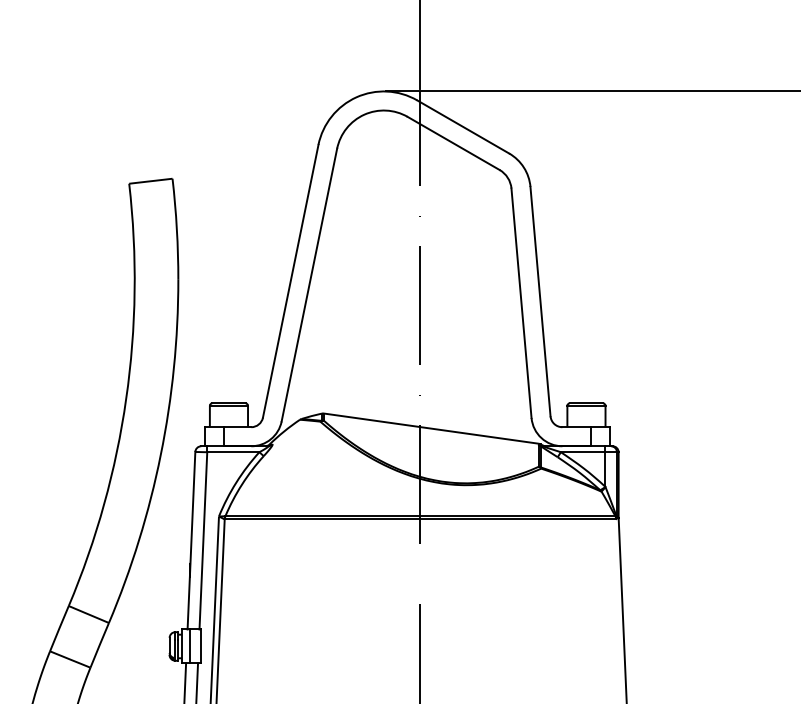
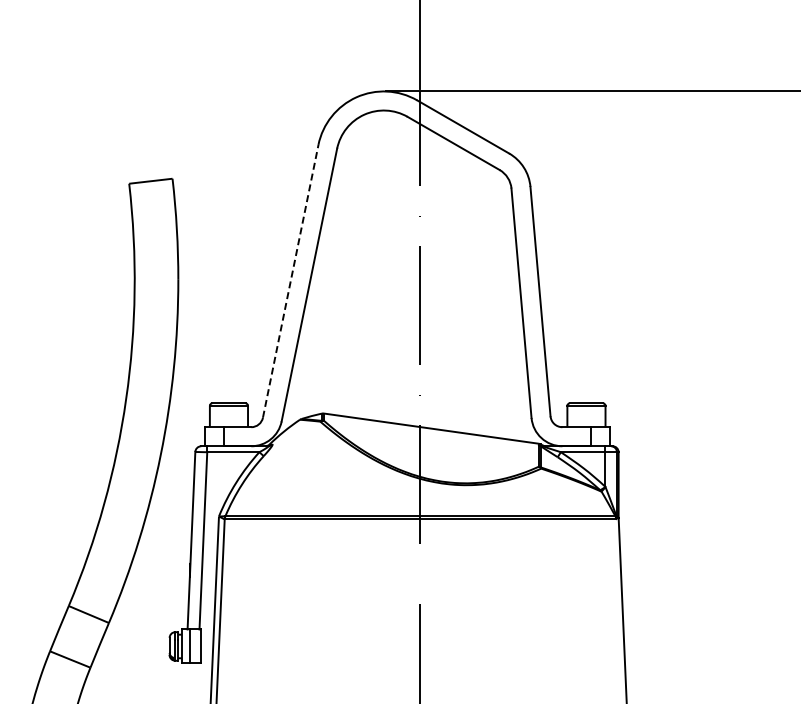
line: solid -> dashed (290, 280)
line: present -> none (185, 681)
line: present -> none (197, 681)
